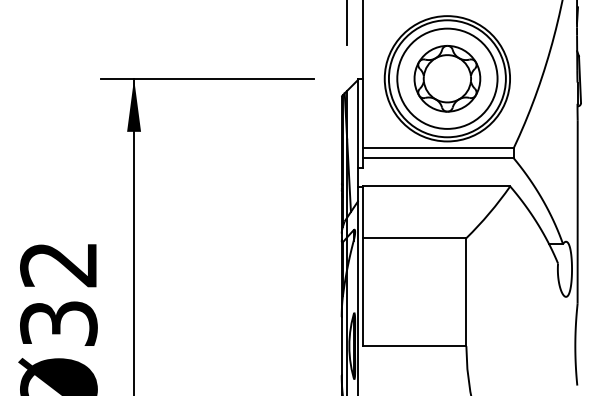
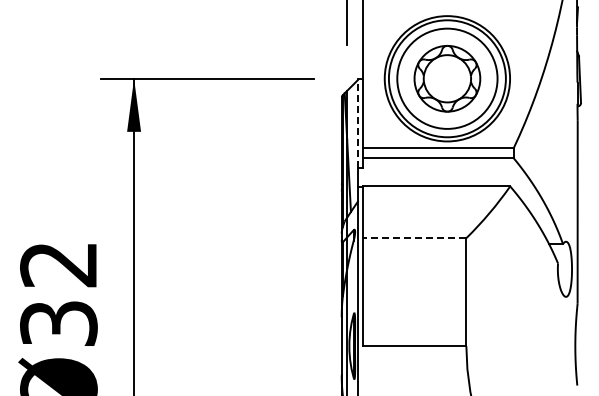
line: solid -> dashed (358, 122)
line: solid -> dashed (414, 238)
